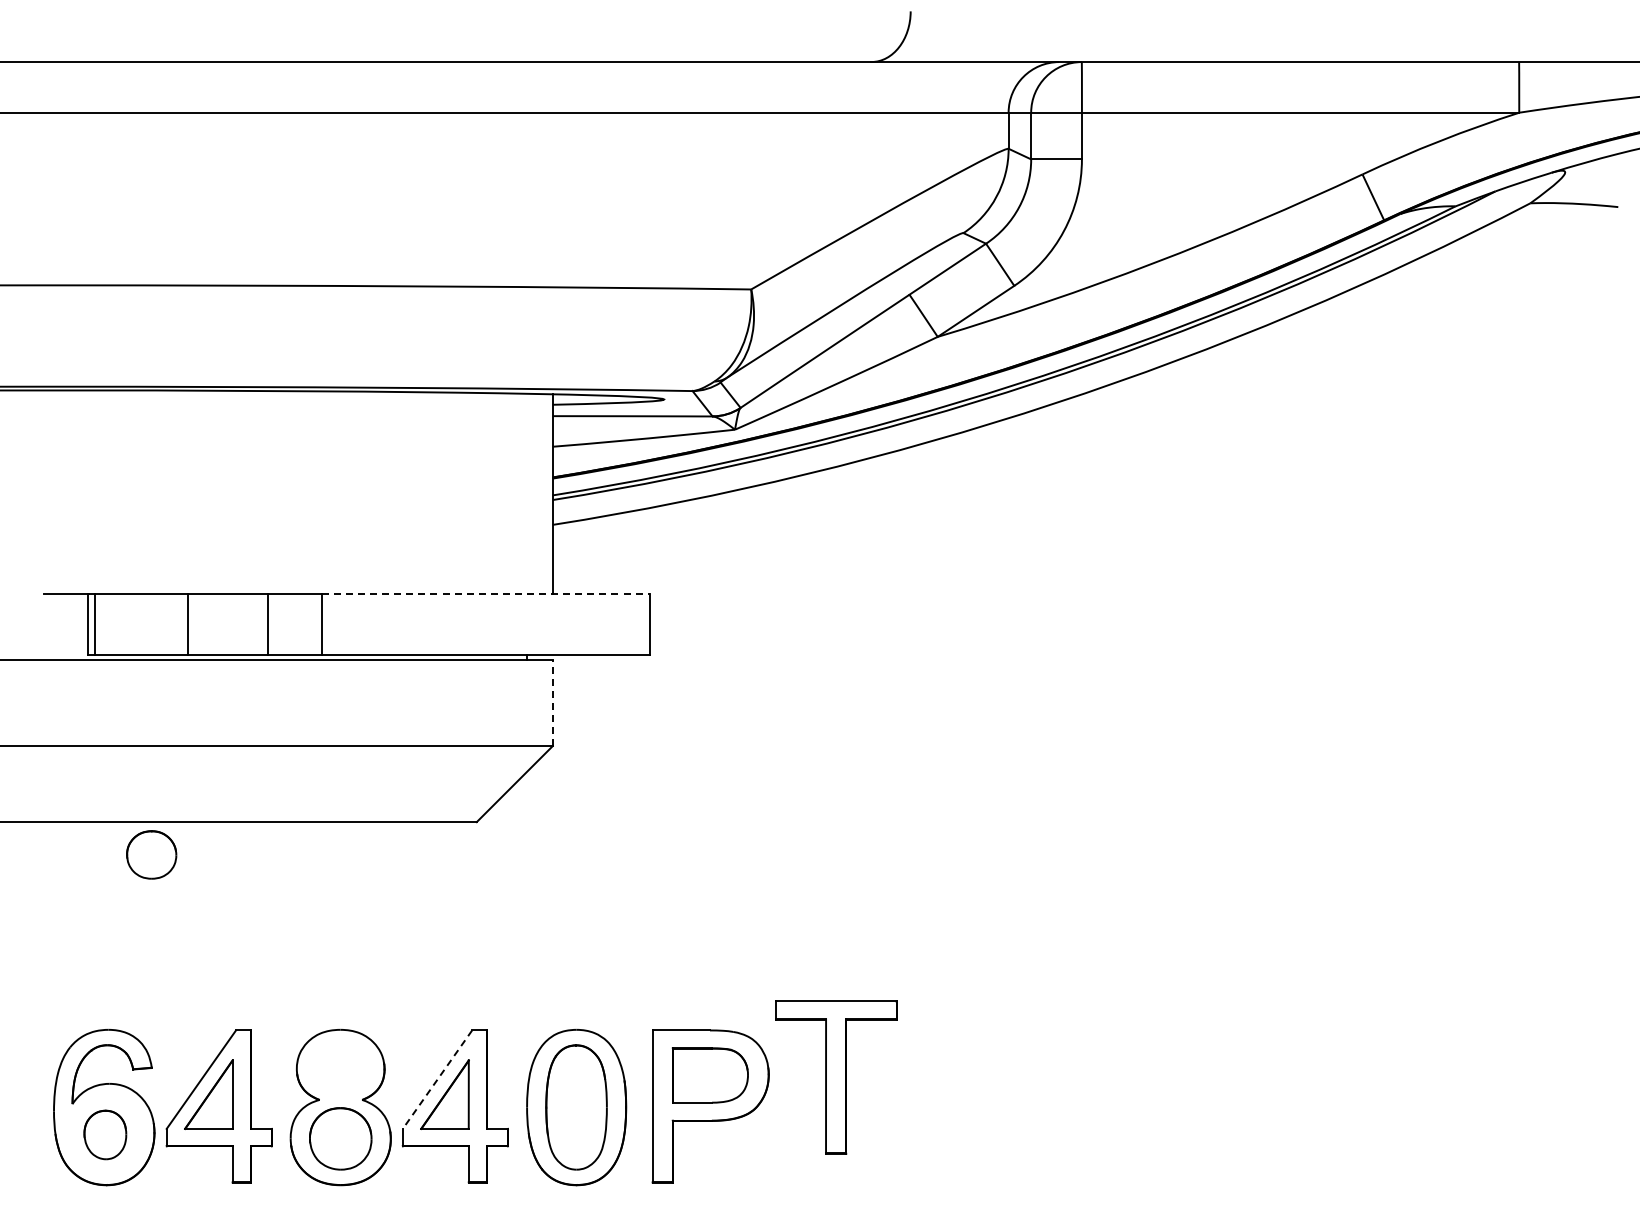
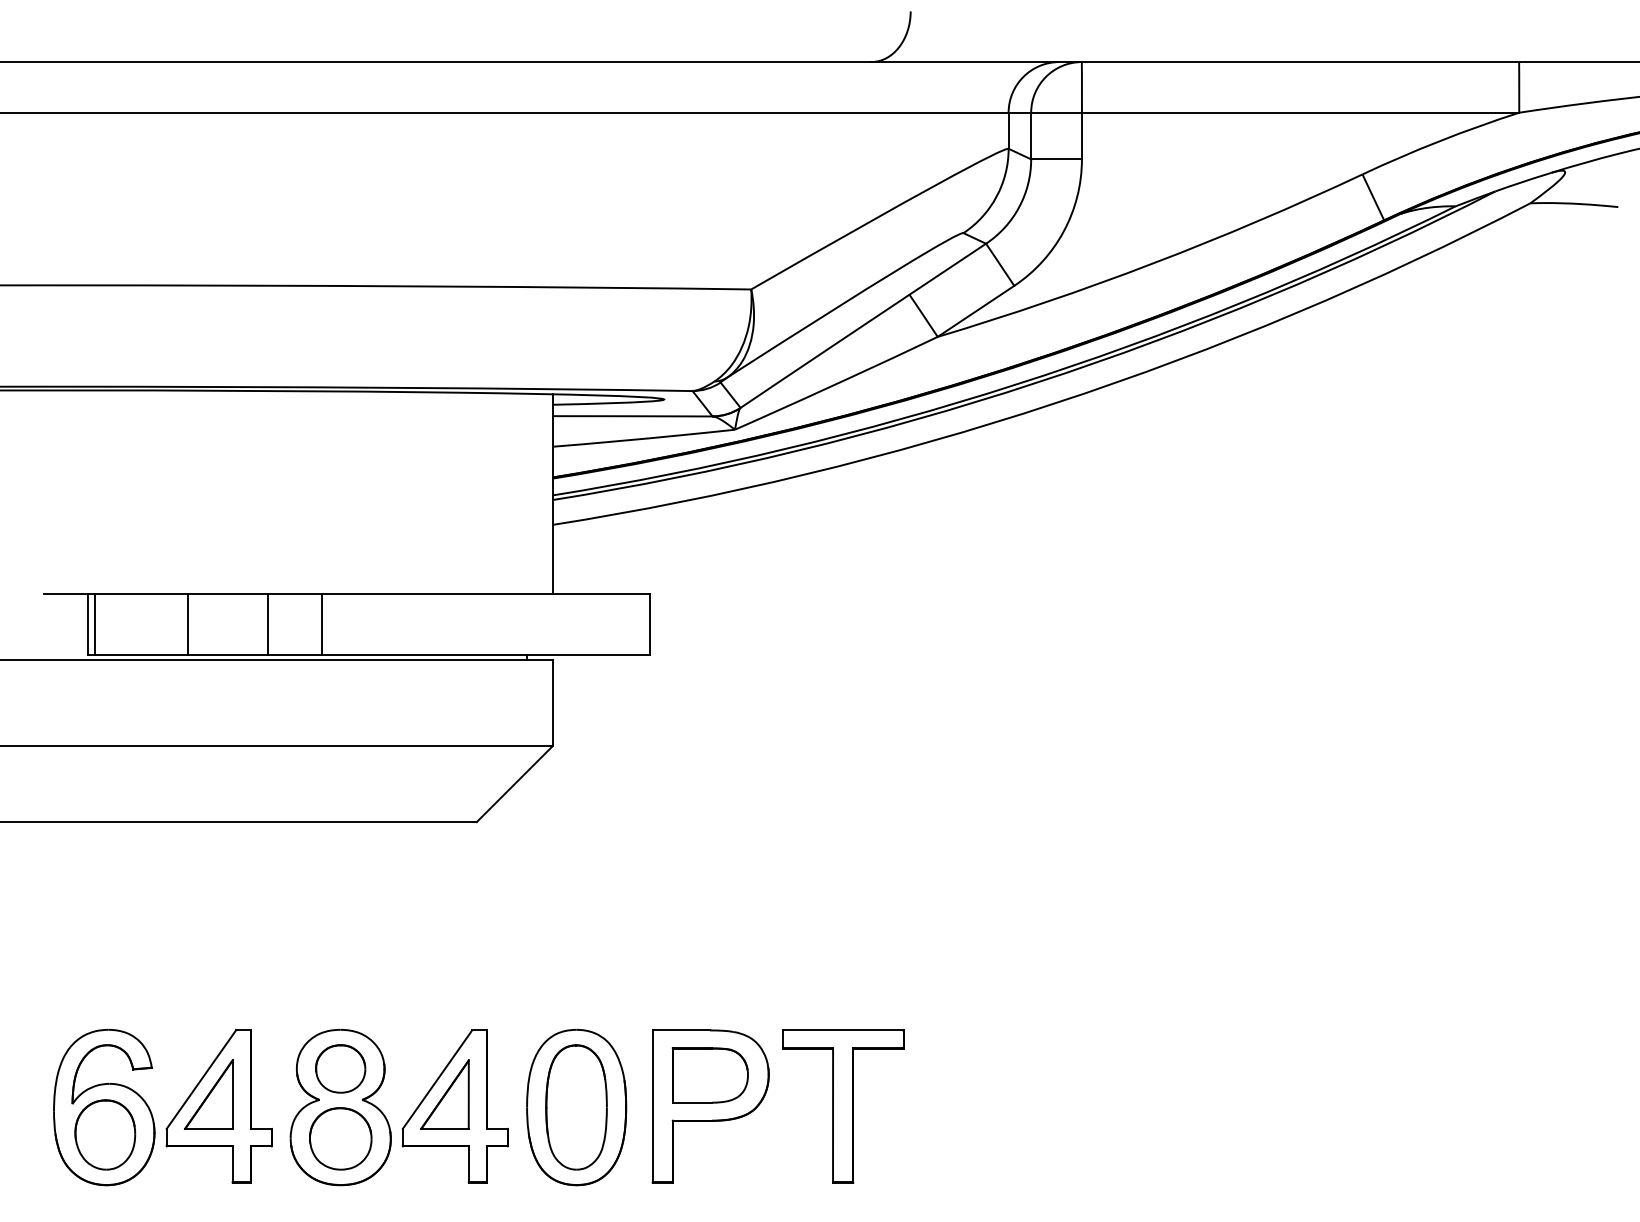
line: dashed -> solid (486, 594)
line: dashed -> solid (552, 702)
part position: (151, 854) -> (340, 1068) (340, 1068)
part position: (836, 1077) -> (843, 1106) (843, 1106)
line: dashed -> solid (437, 1080)
part size: 45x52 px -> 63x72 px (105, 1134)
